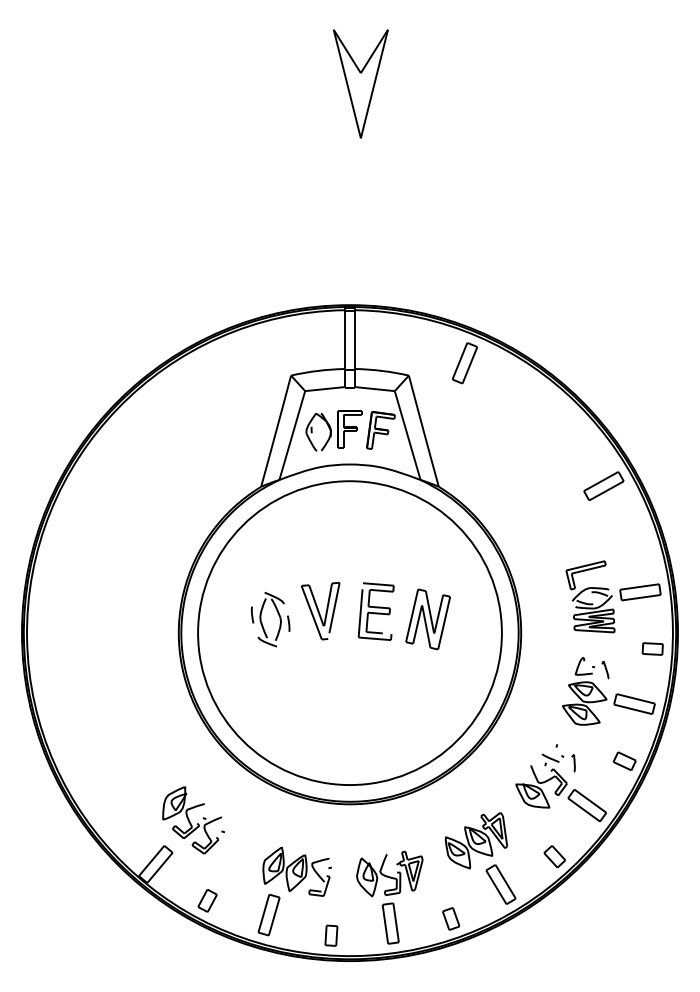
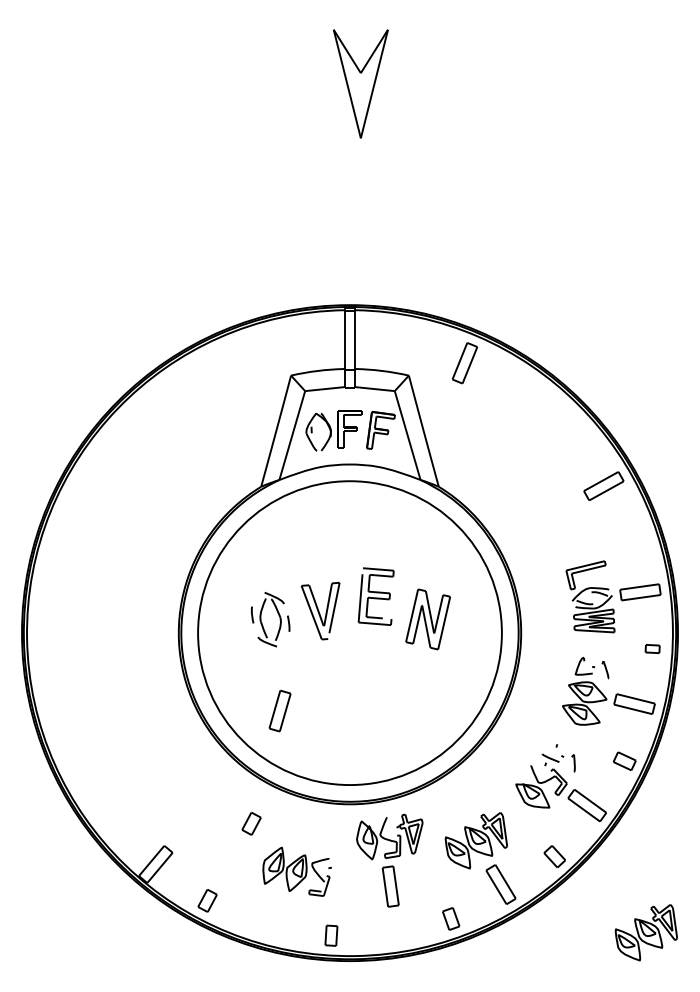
part position: (375, 611) -> (375, 596) (375, 596)
part size: 23x14 px -> 17x10 px (652, 648)
part: present -> none (193, 820)
part: none -> present (251, 823)
part position: (389, 897) -> (389, 860) (389, 860)
part position: (268, 914) -> (279, 710) (279, 710)
part: none -> present (645, 932)
